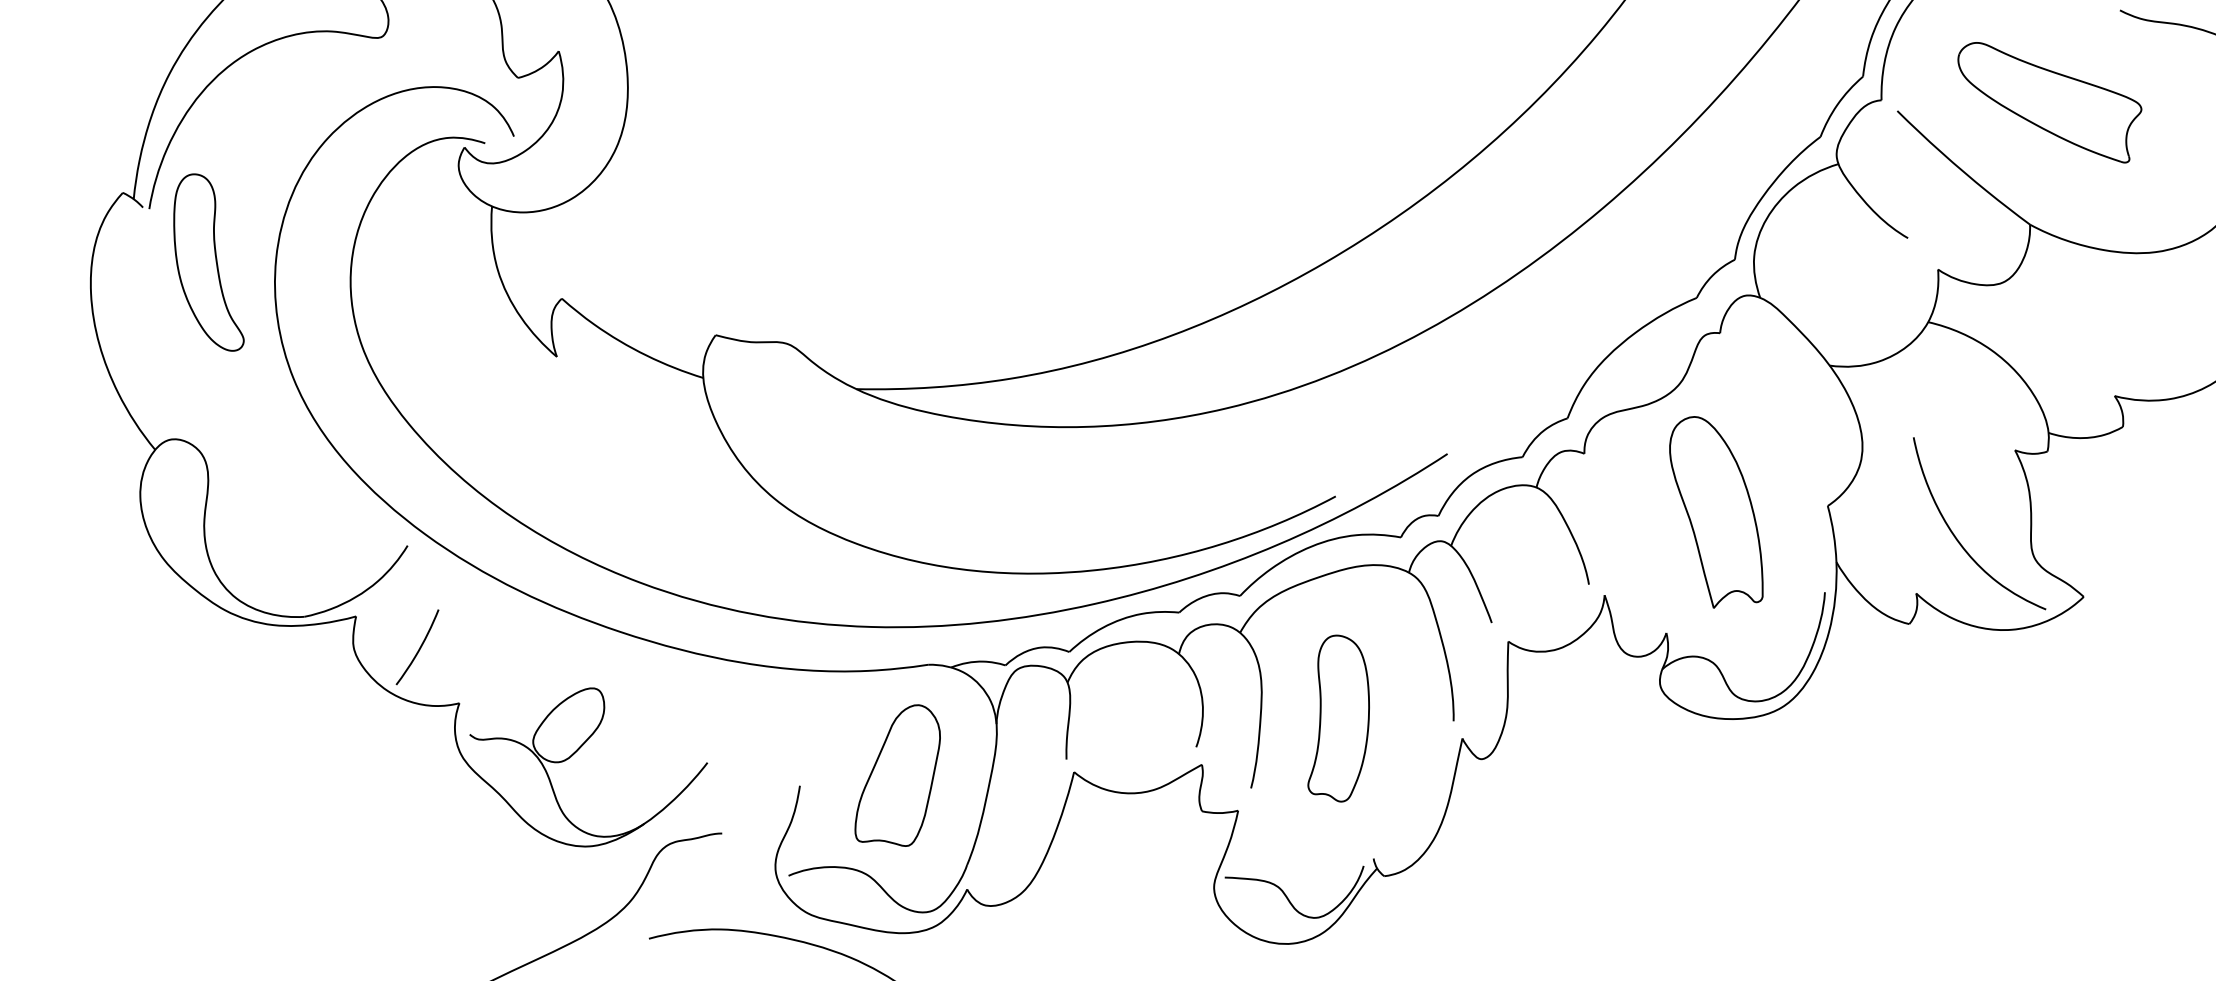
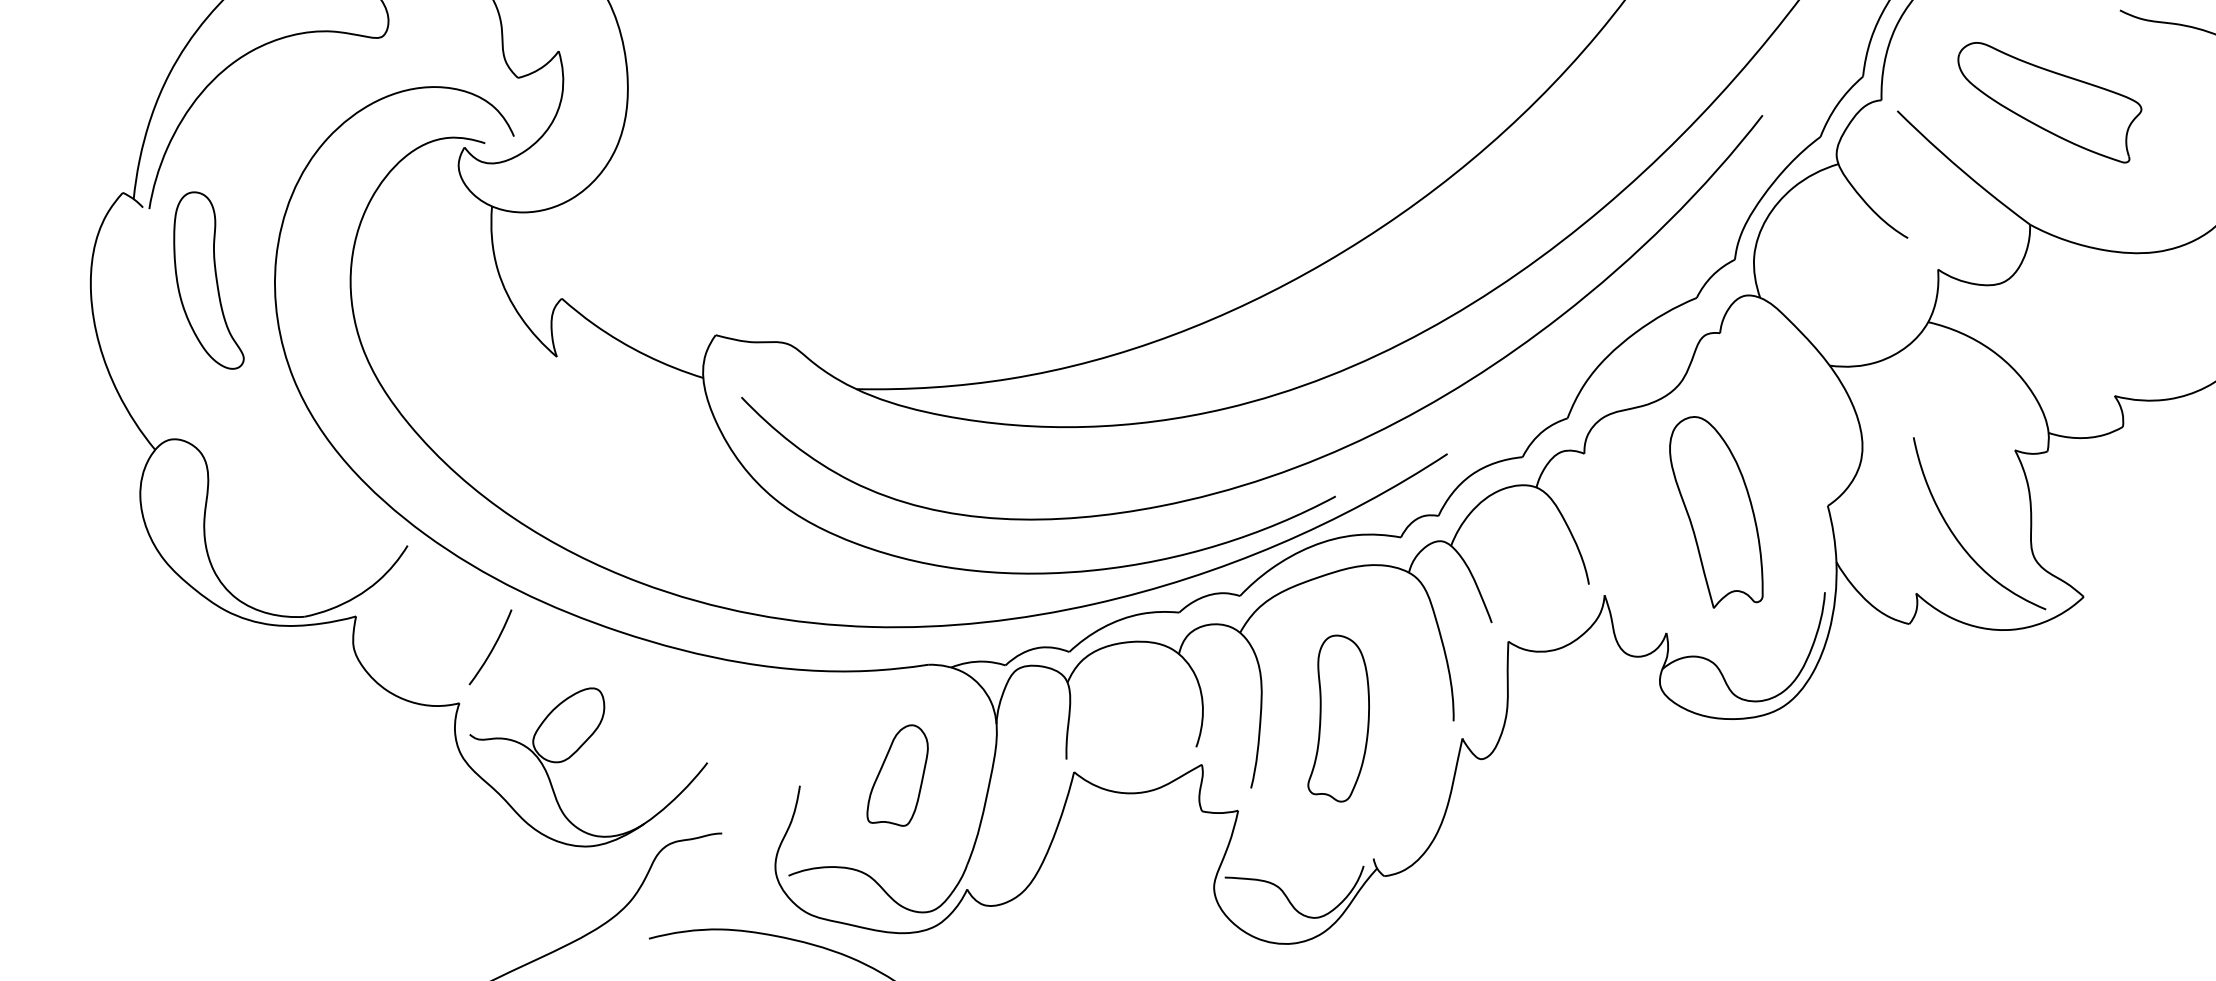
part position: (208, 262) -> (208, 280) (208, 280)
curve: none -> present (1305, 462)
curve position: (419, 647) -> (492, 647) (492, 647)
part size: 87x143 px -> 63x103 px (897, 775)
